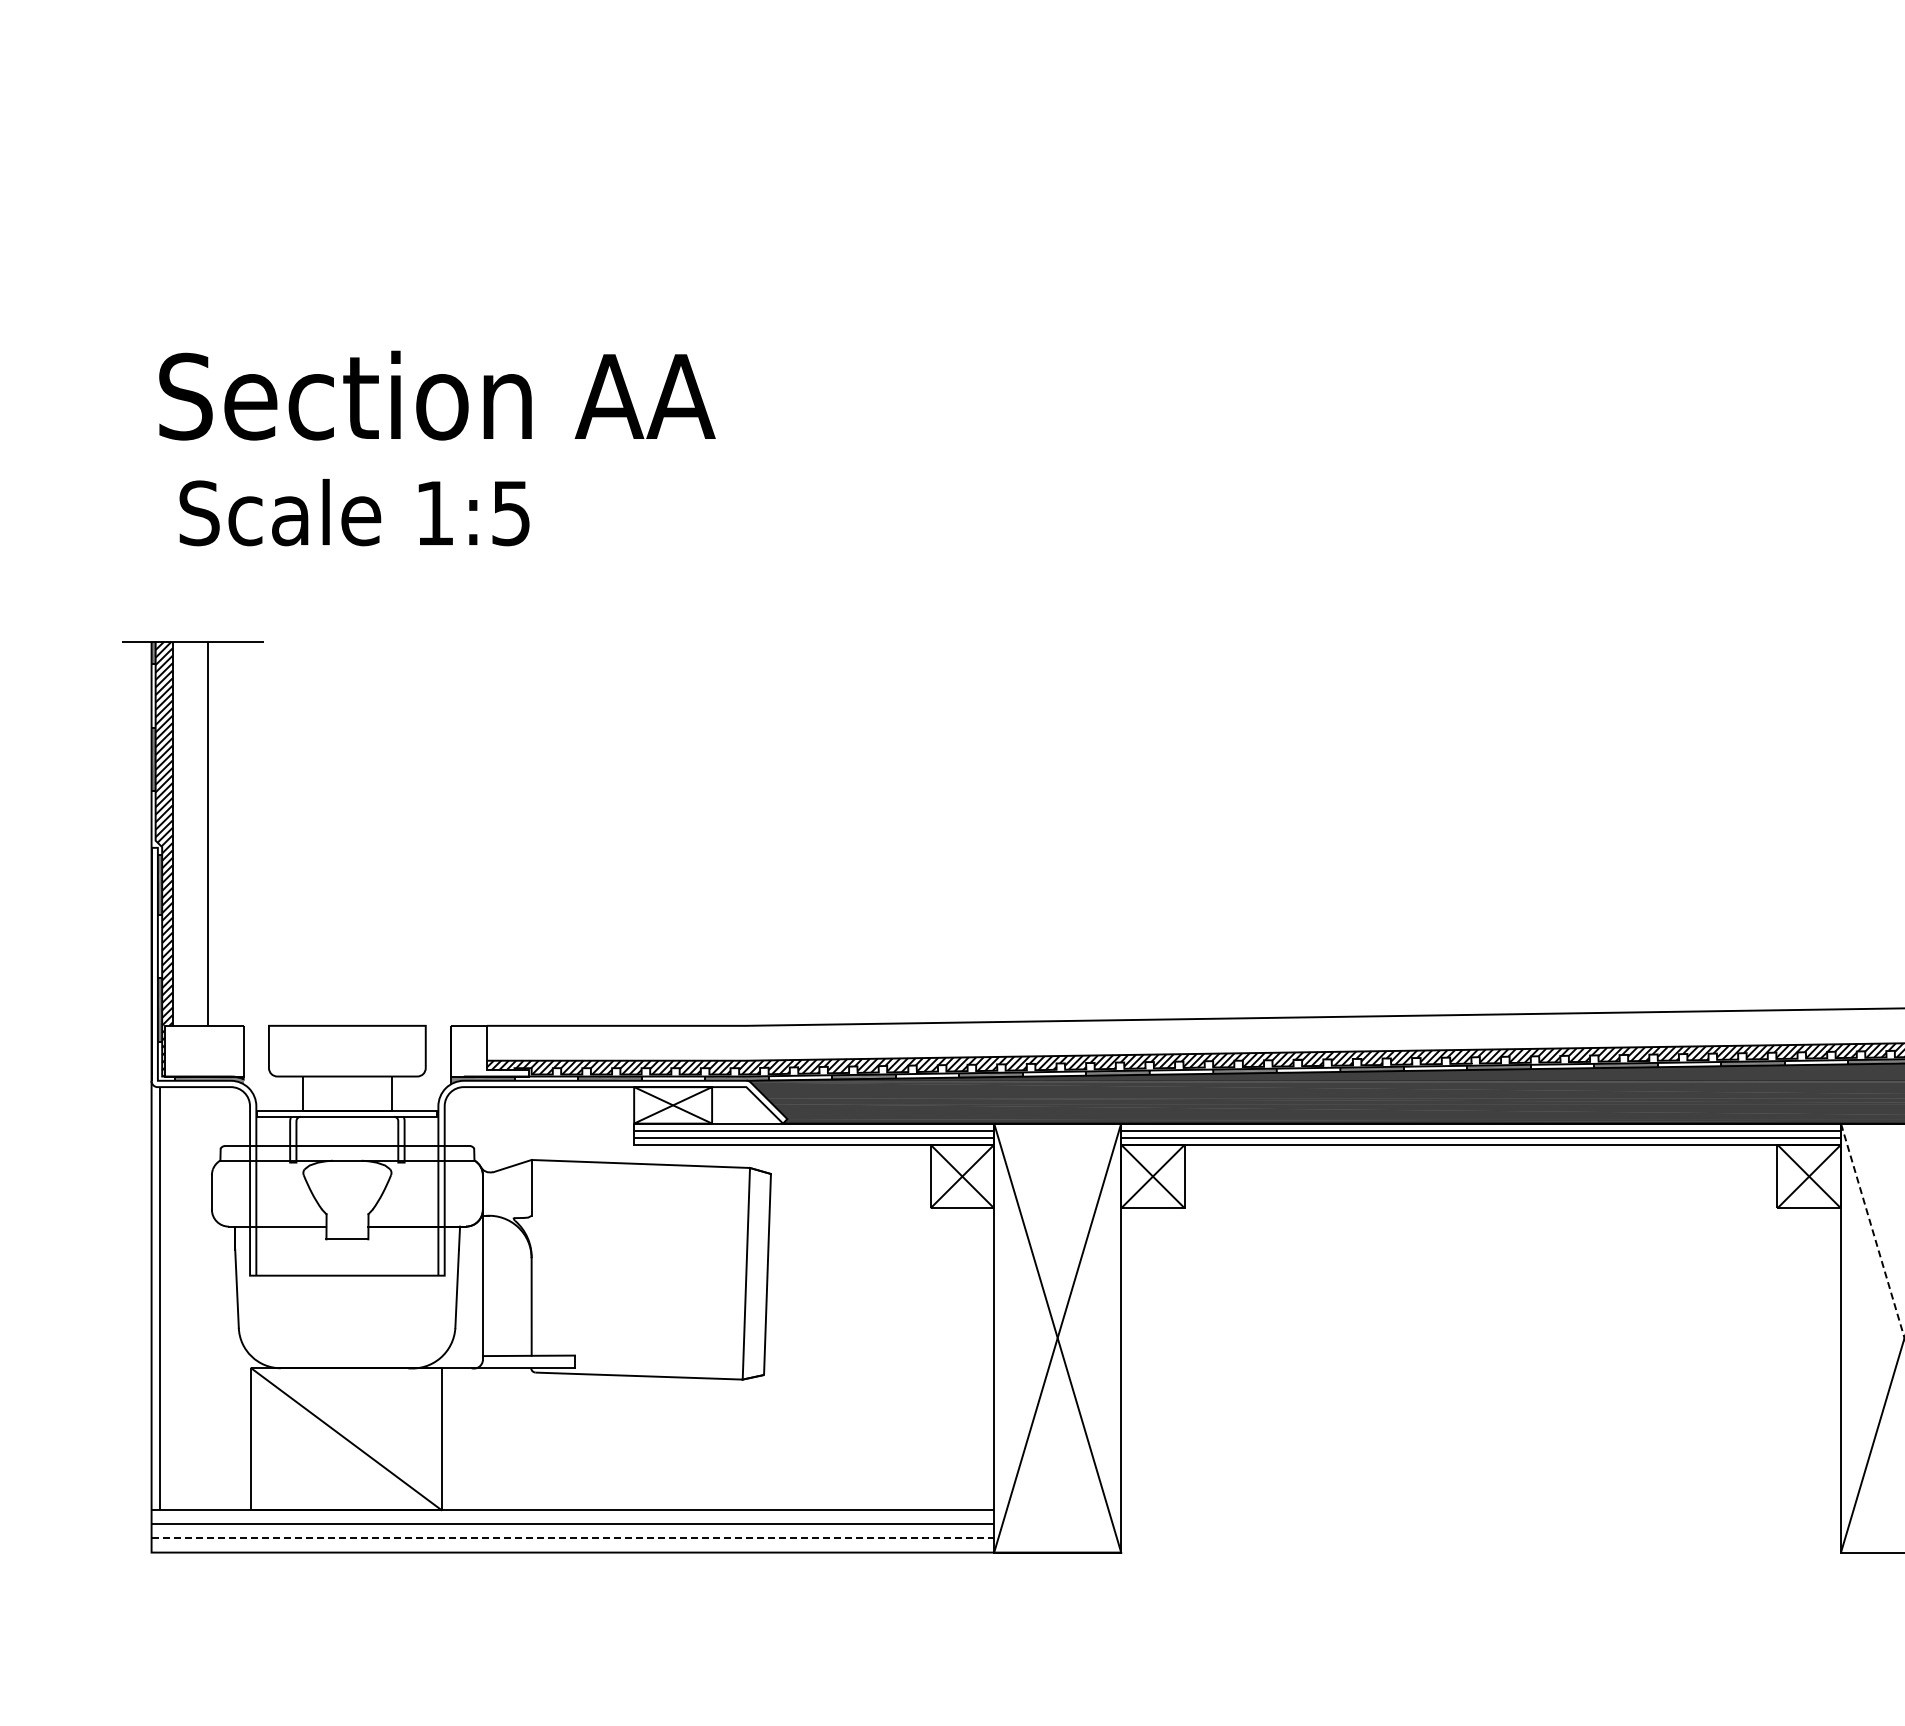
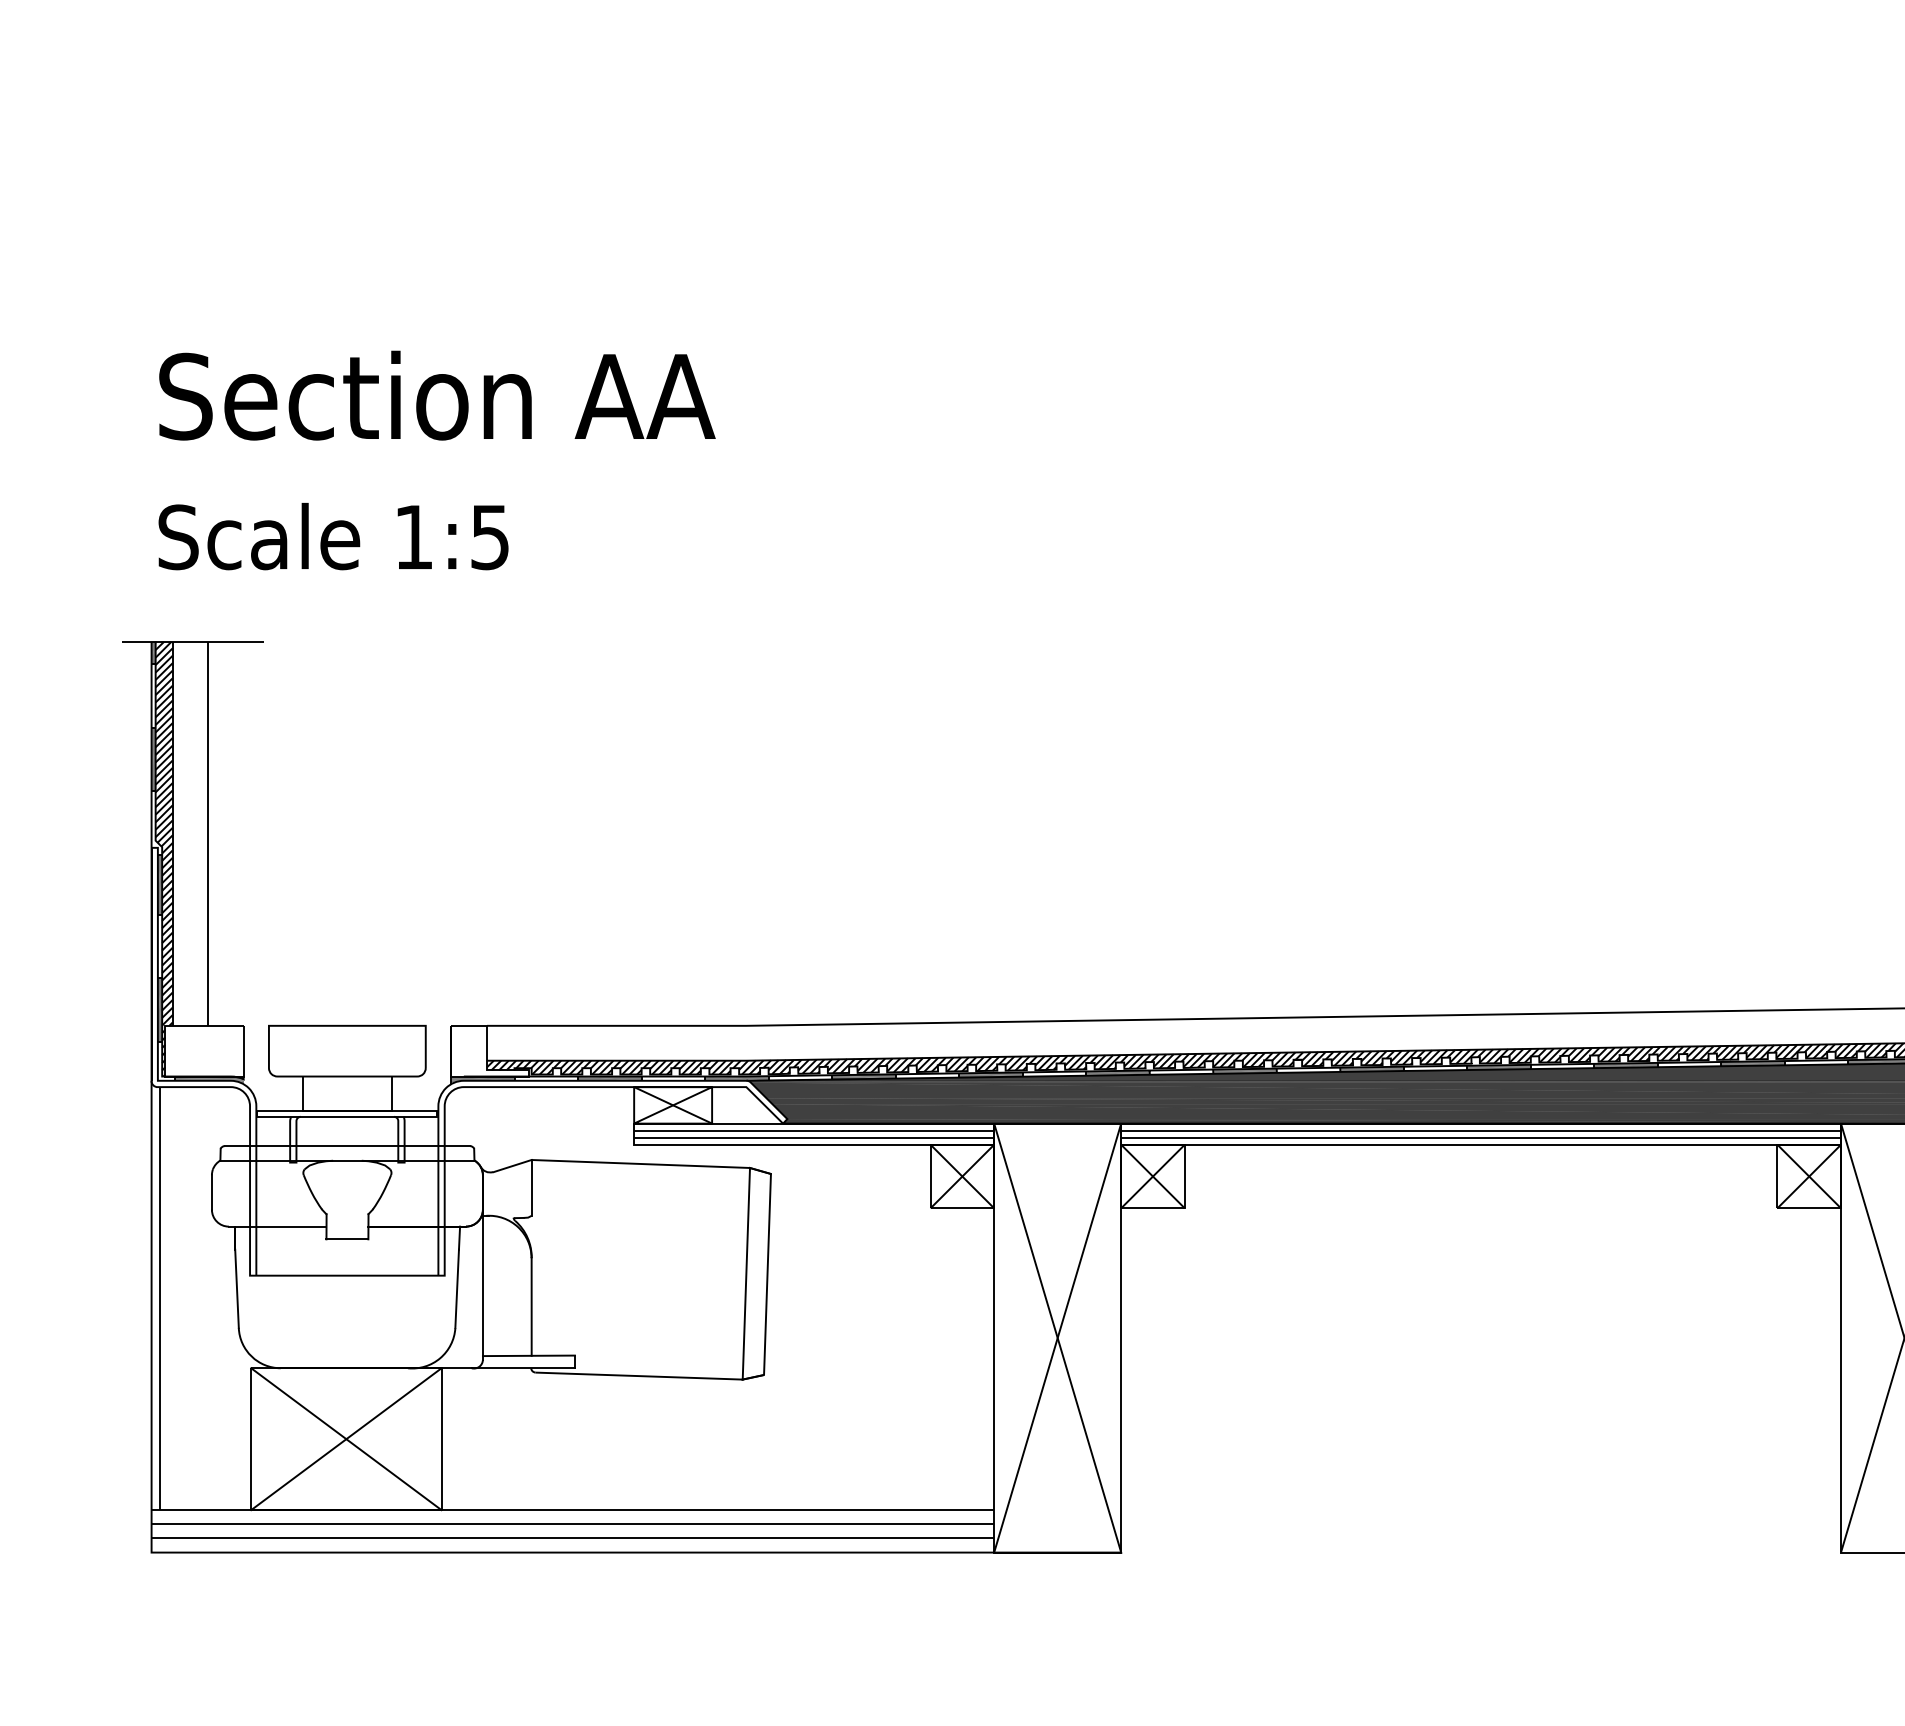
text position: (354, 512) -> (333, 536) (333, 536)
line: dashed -> solid (1872, 1230)
line: none -> present (346, 1439)
line: dashed -> solid (573, 1538)
